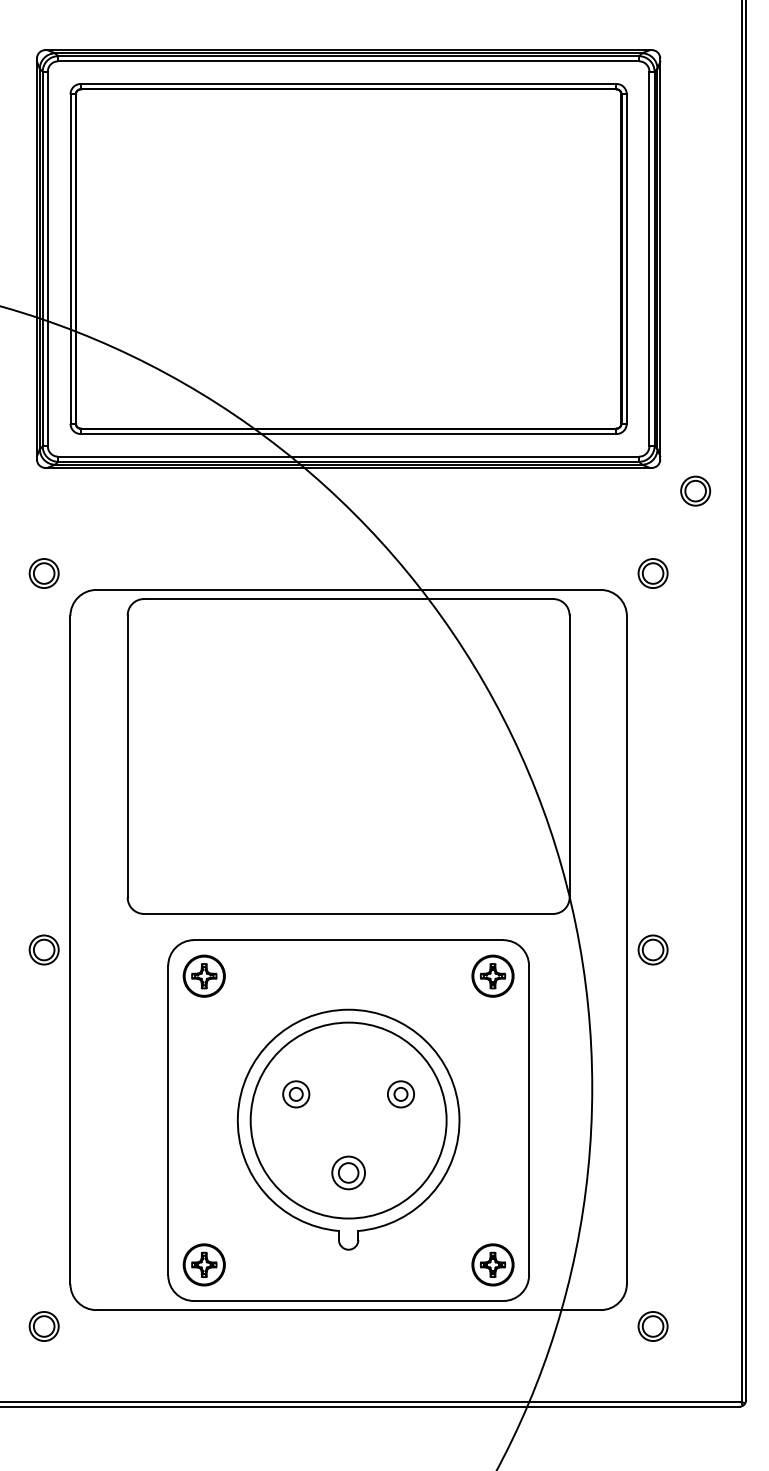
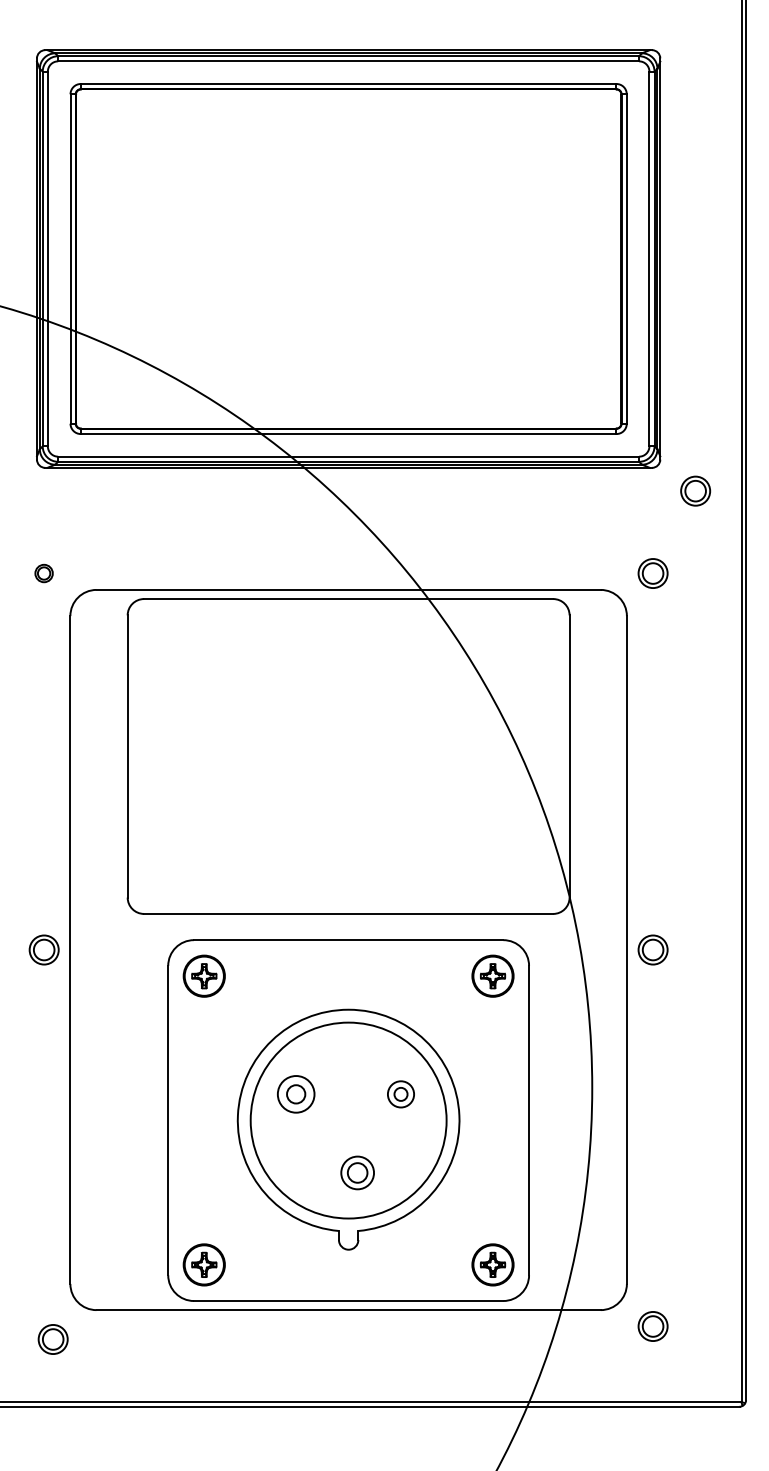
part size: 32x31 px -> 20x21 px (43, 573)
part size: 29x29 px -> 39x39 px (296, 1094)
part position: (348, 1172) -> (357, 1172) (357, 1172)
part position: (43, 1326) -> (52, 1339) (52, 1339)
